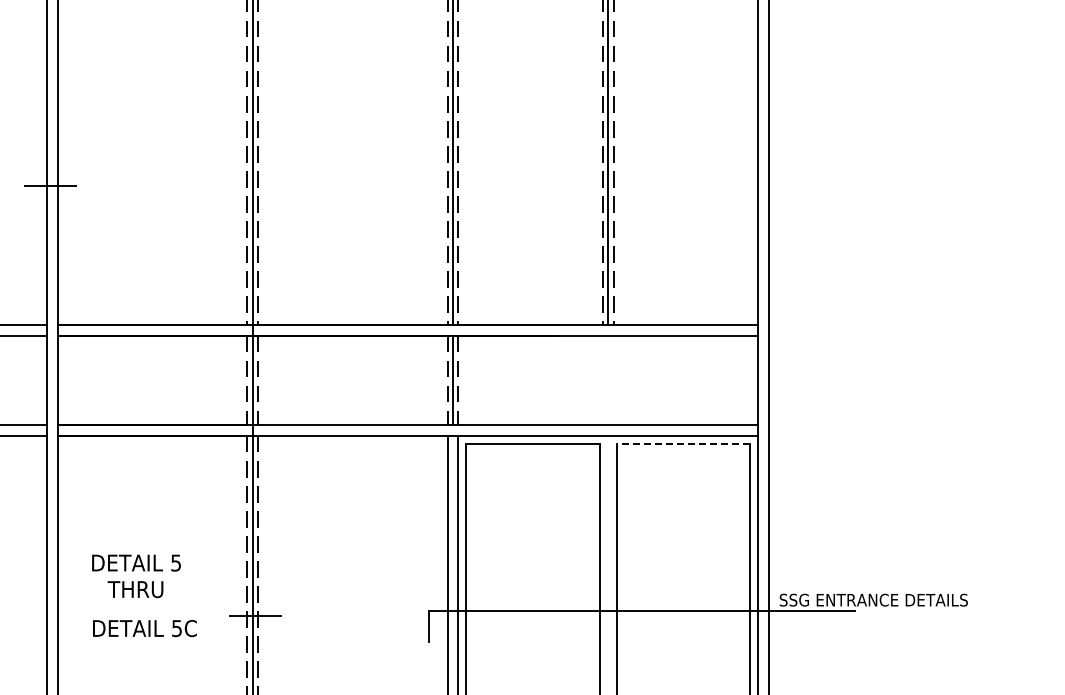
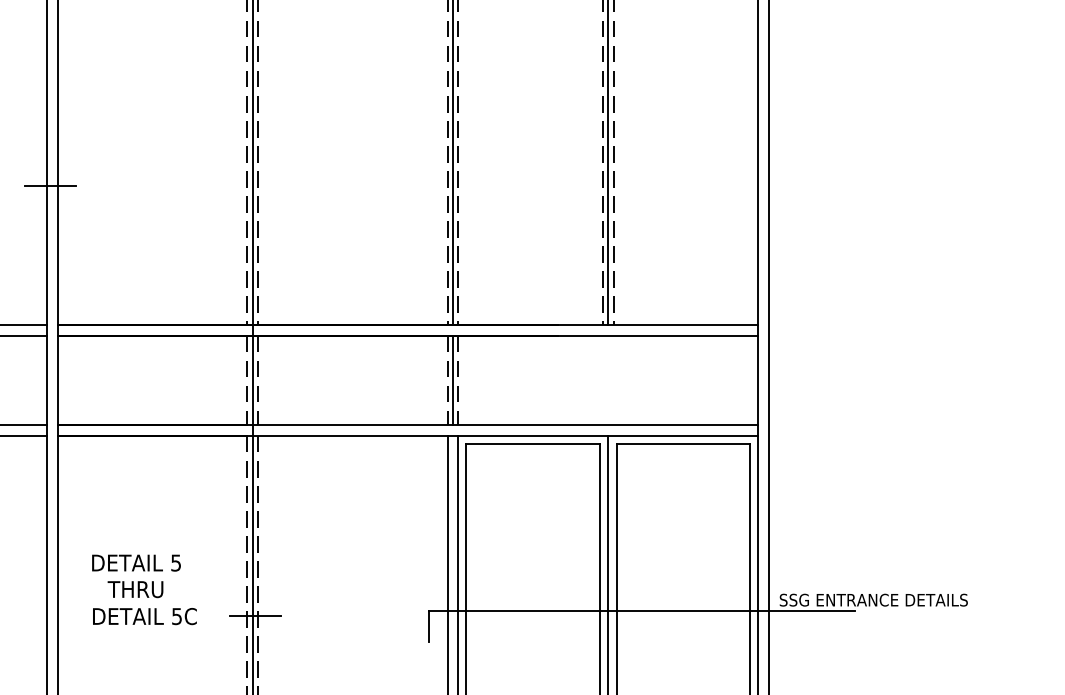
line: dashed -> solid (683, 444)
line: none -> present (608, 563)
text position: (144, 628) -> (144, 616) (144, 616)
